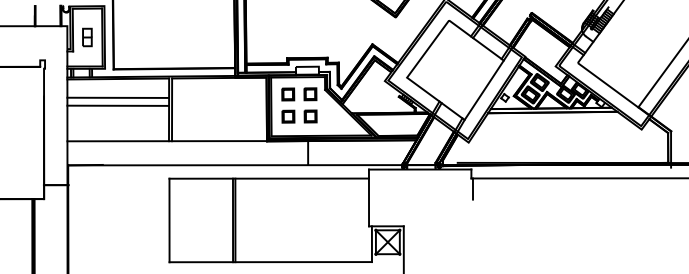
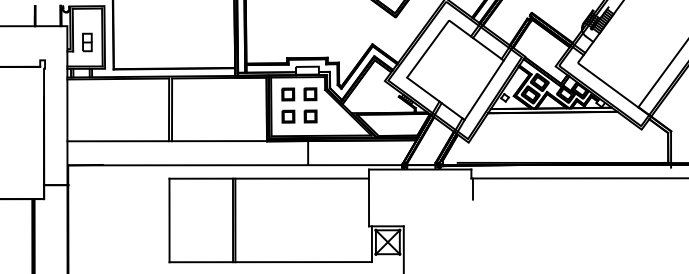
part position: (87, 37) -> (87, 42) (87, 42)
line: present -> none (117, 97)
line: present -> none (117, 105)
